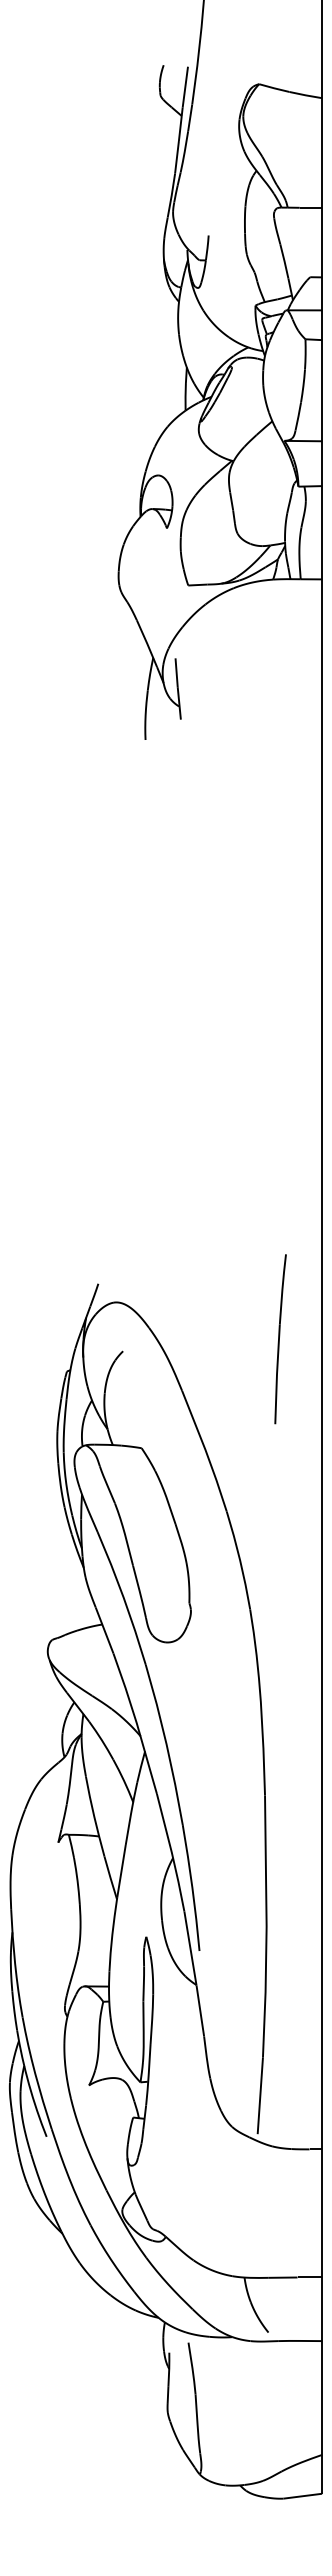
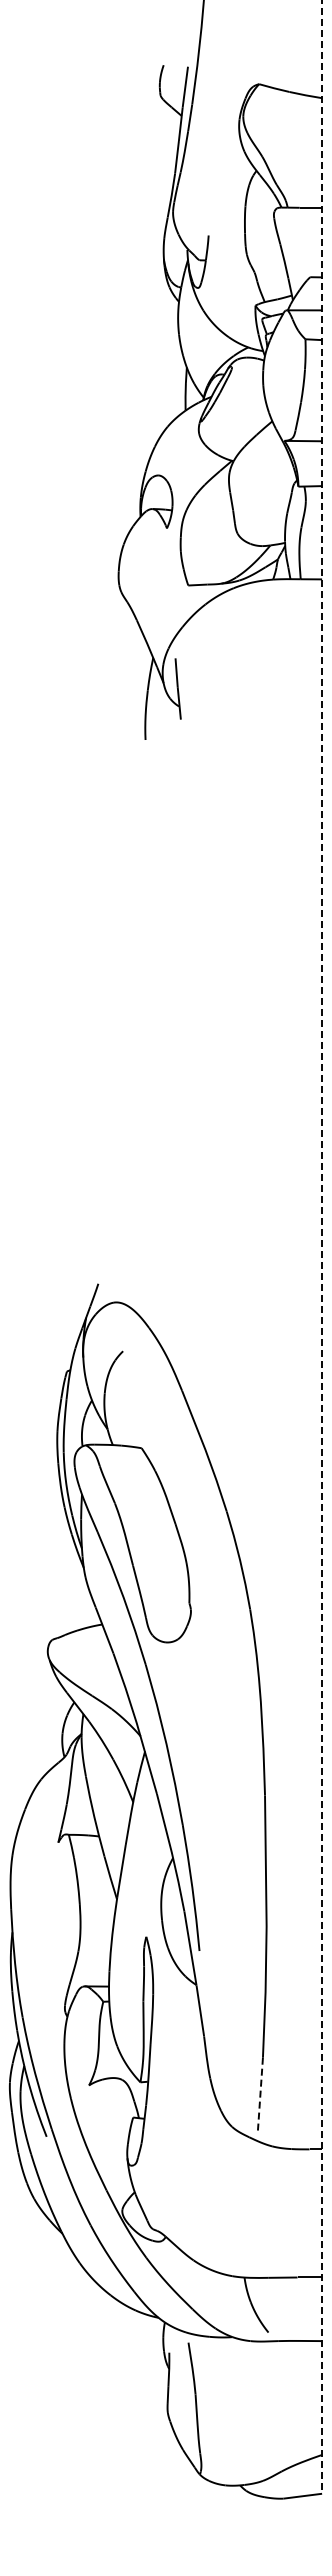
line: solid -> dashed (322, 1247)
part: present -> none (280, 1339)
line: solid -> dashed (260, 2096)
